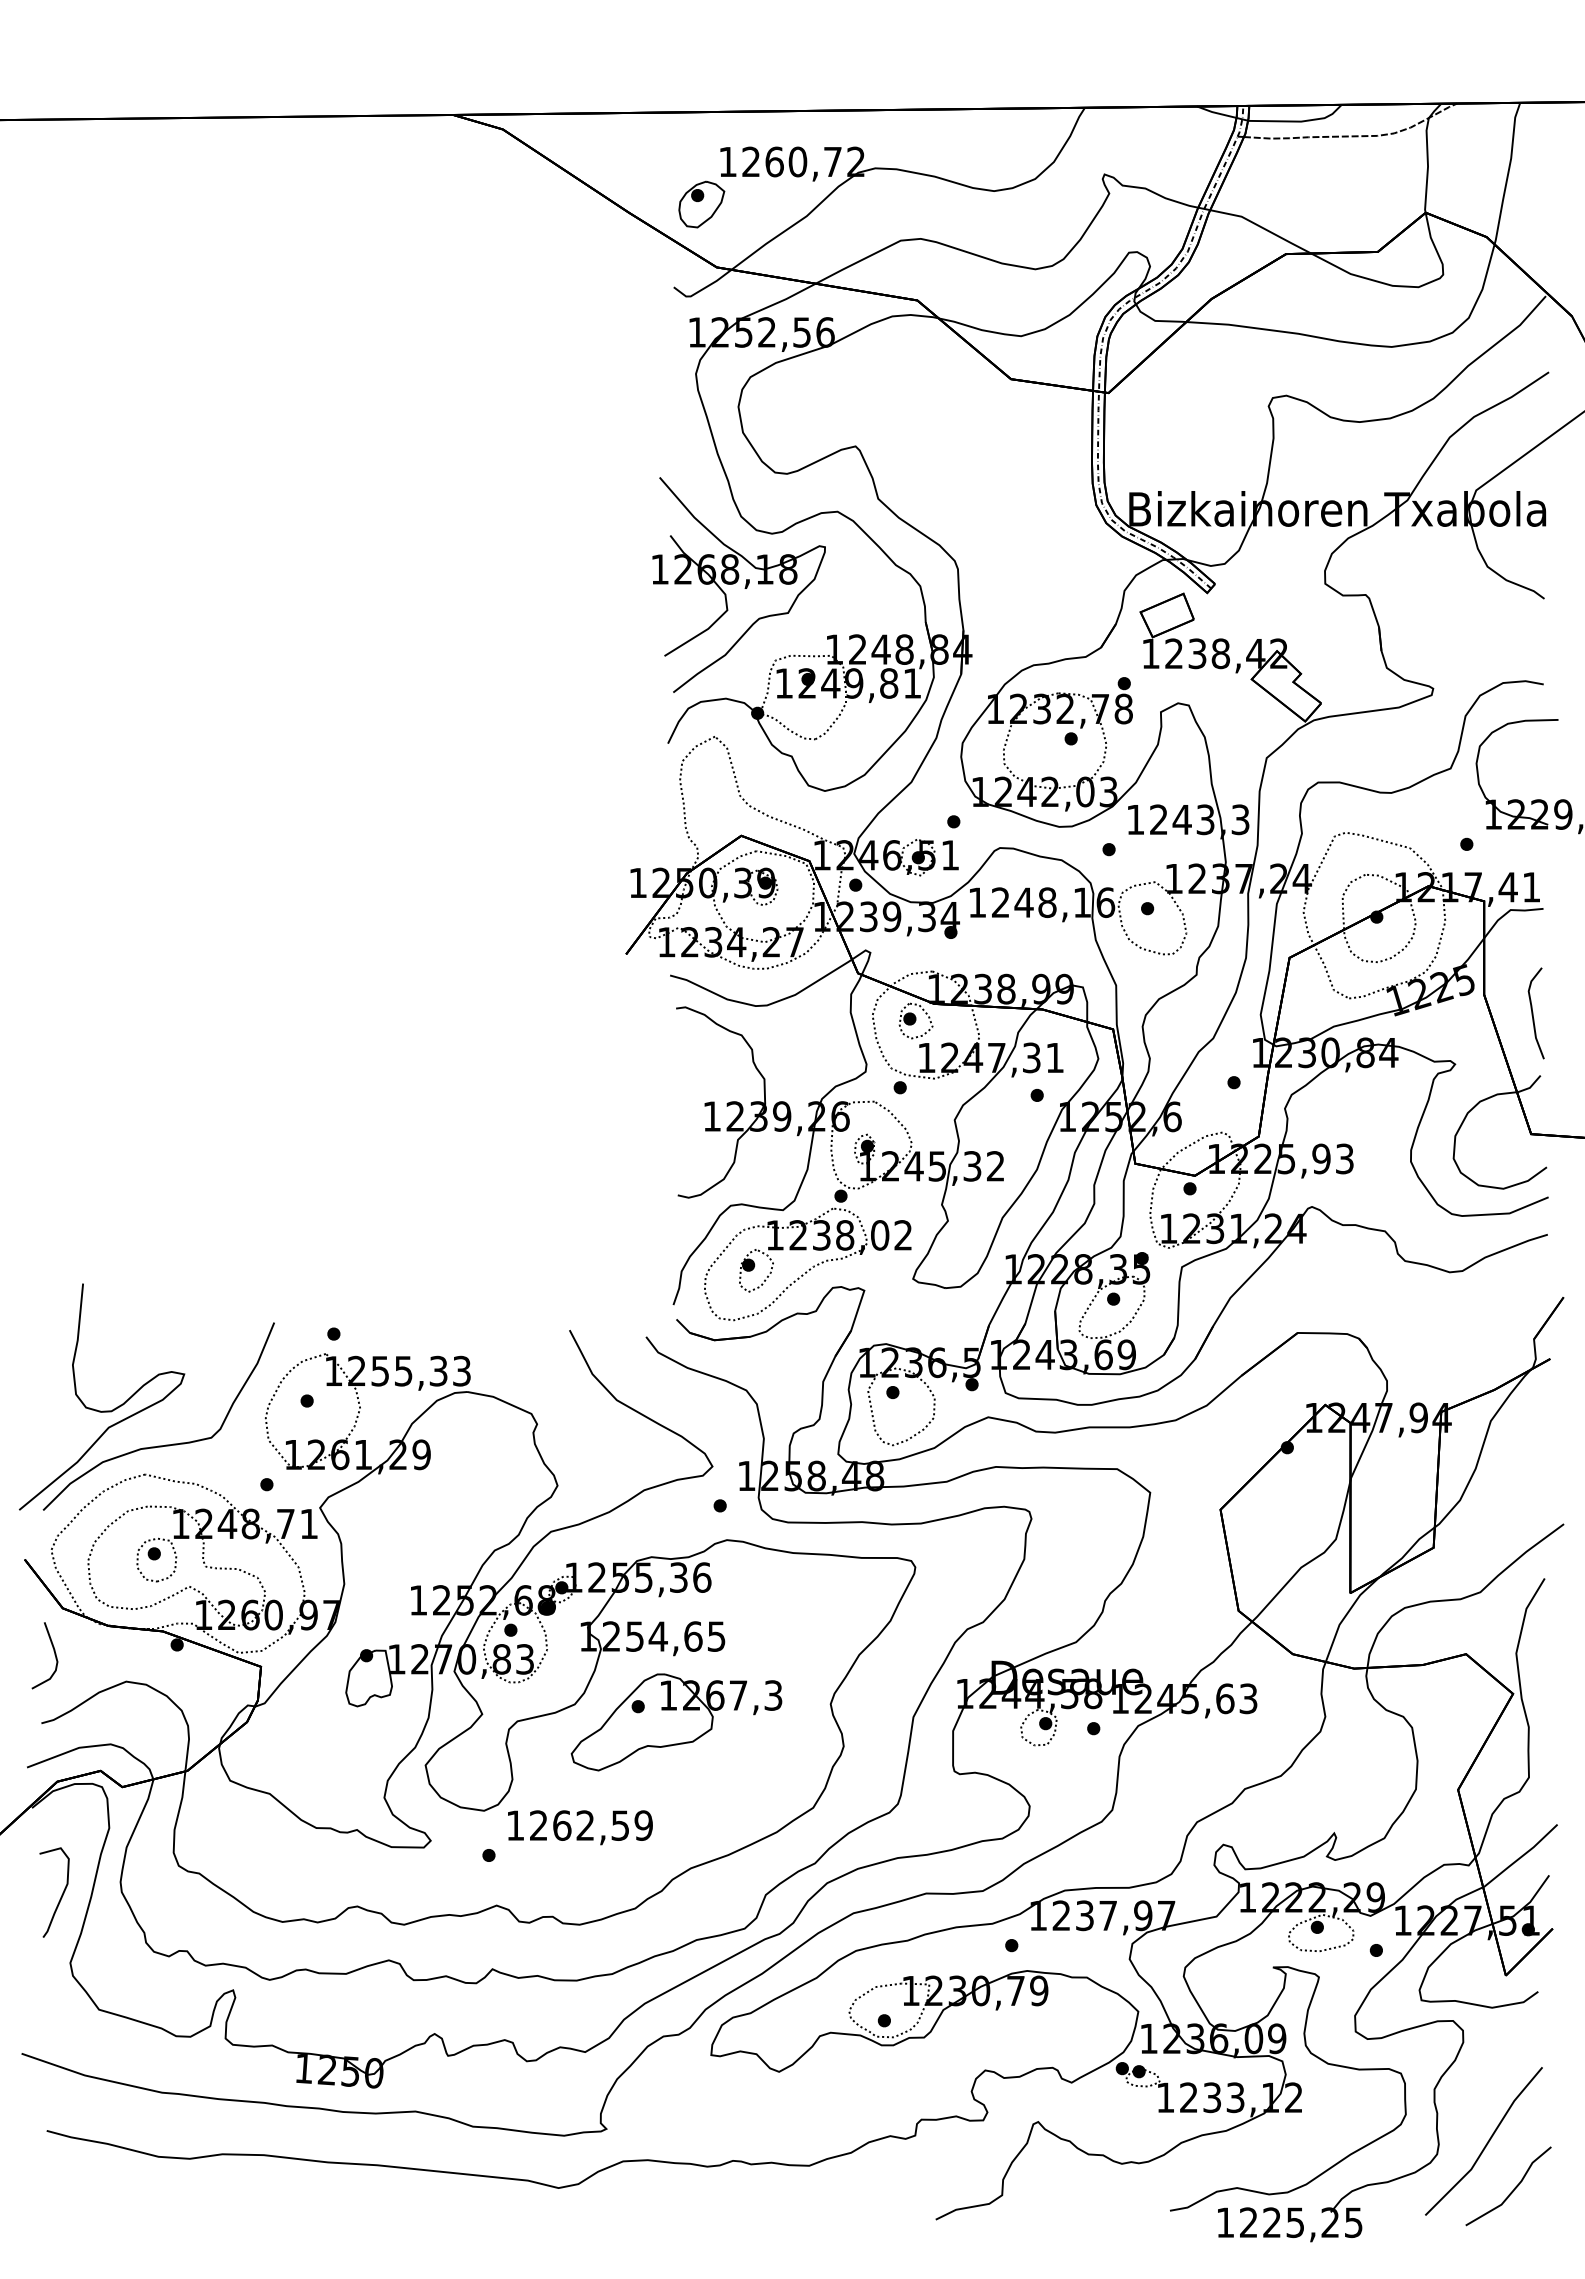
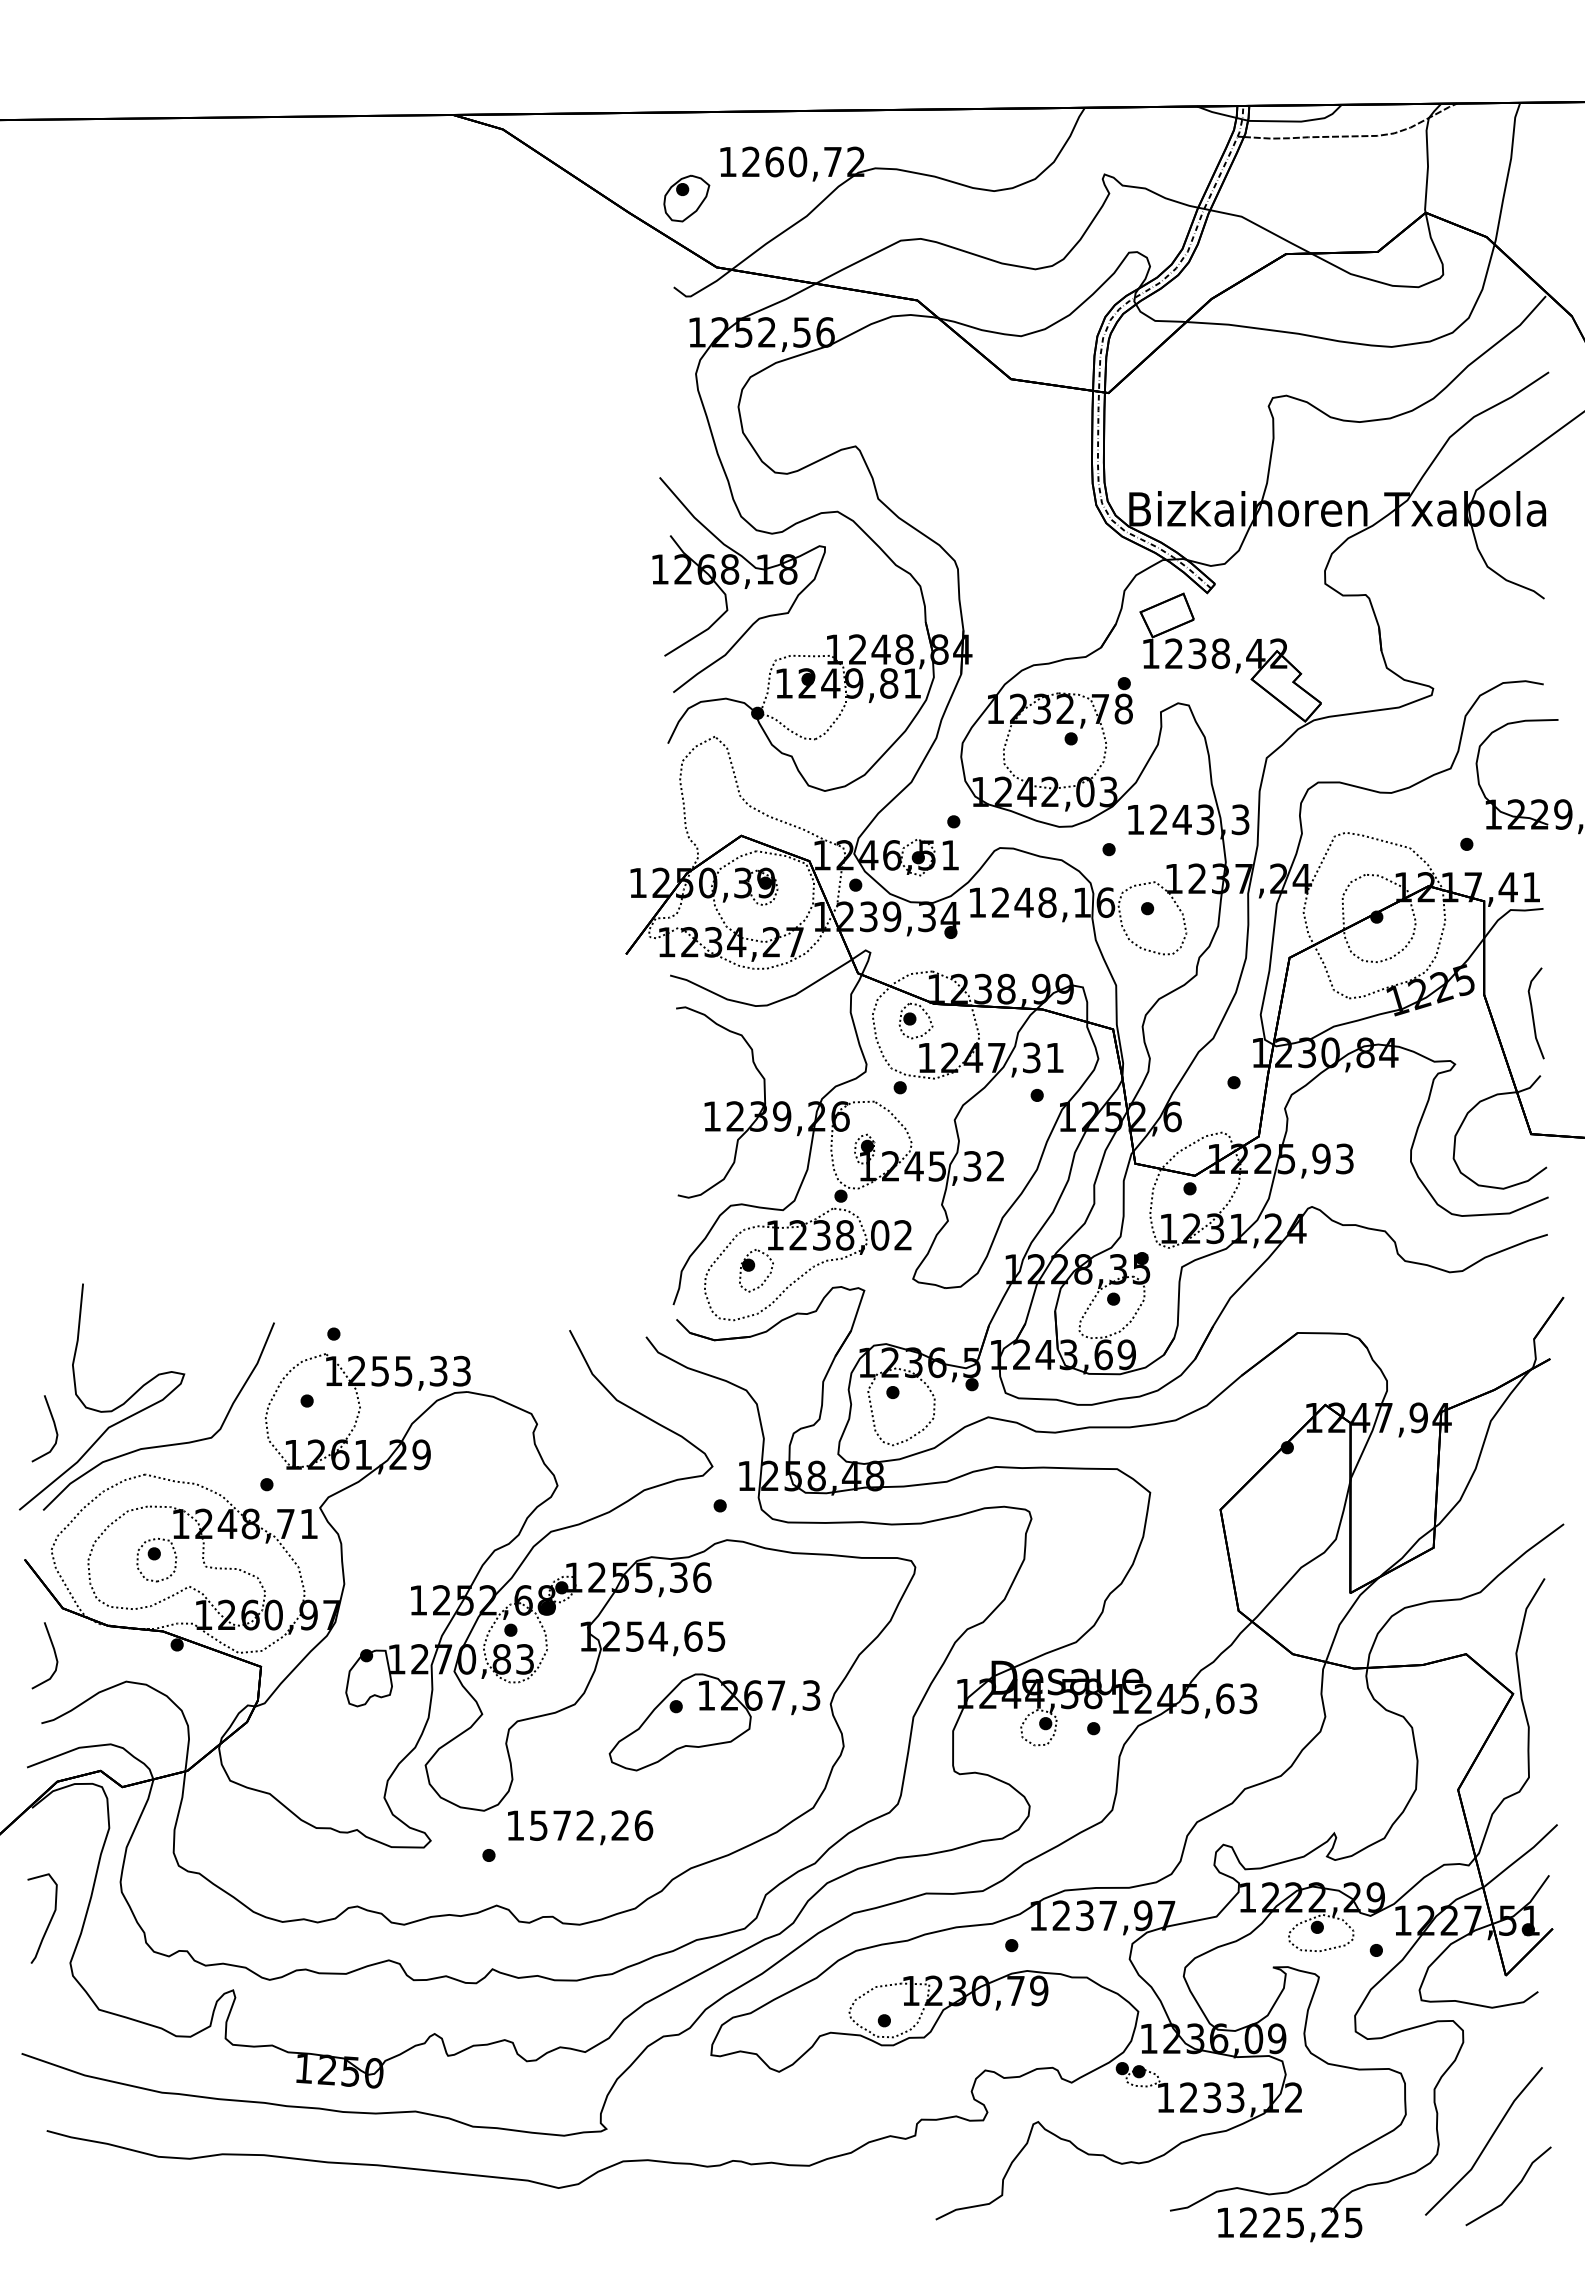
part position: (701, 204) -> (686, 198) (686, 198)
curve: none -> present (53, 1424)
part position: (676, 1722) -> (714, 1722) (714, 1722)
text: 1262,59 -> 1572,26 (591, 1825)
curve position: (61, 1894) -> (49, 1920) (49, 1920)
